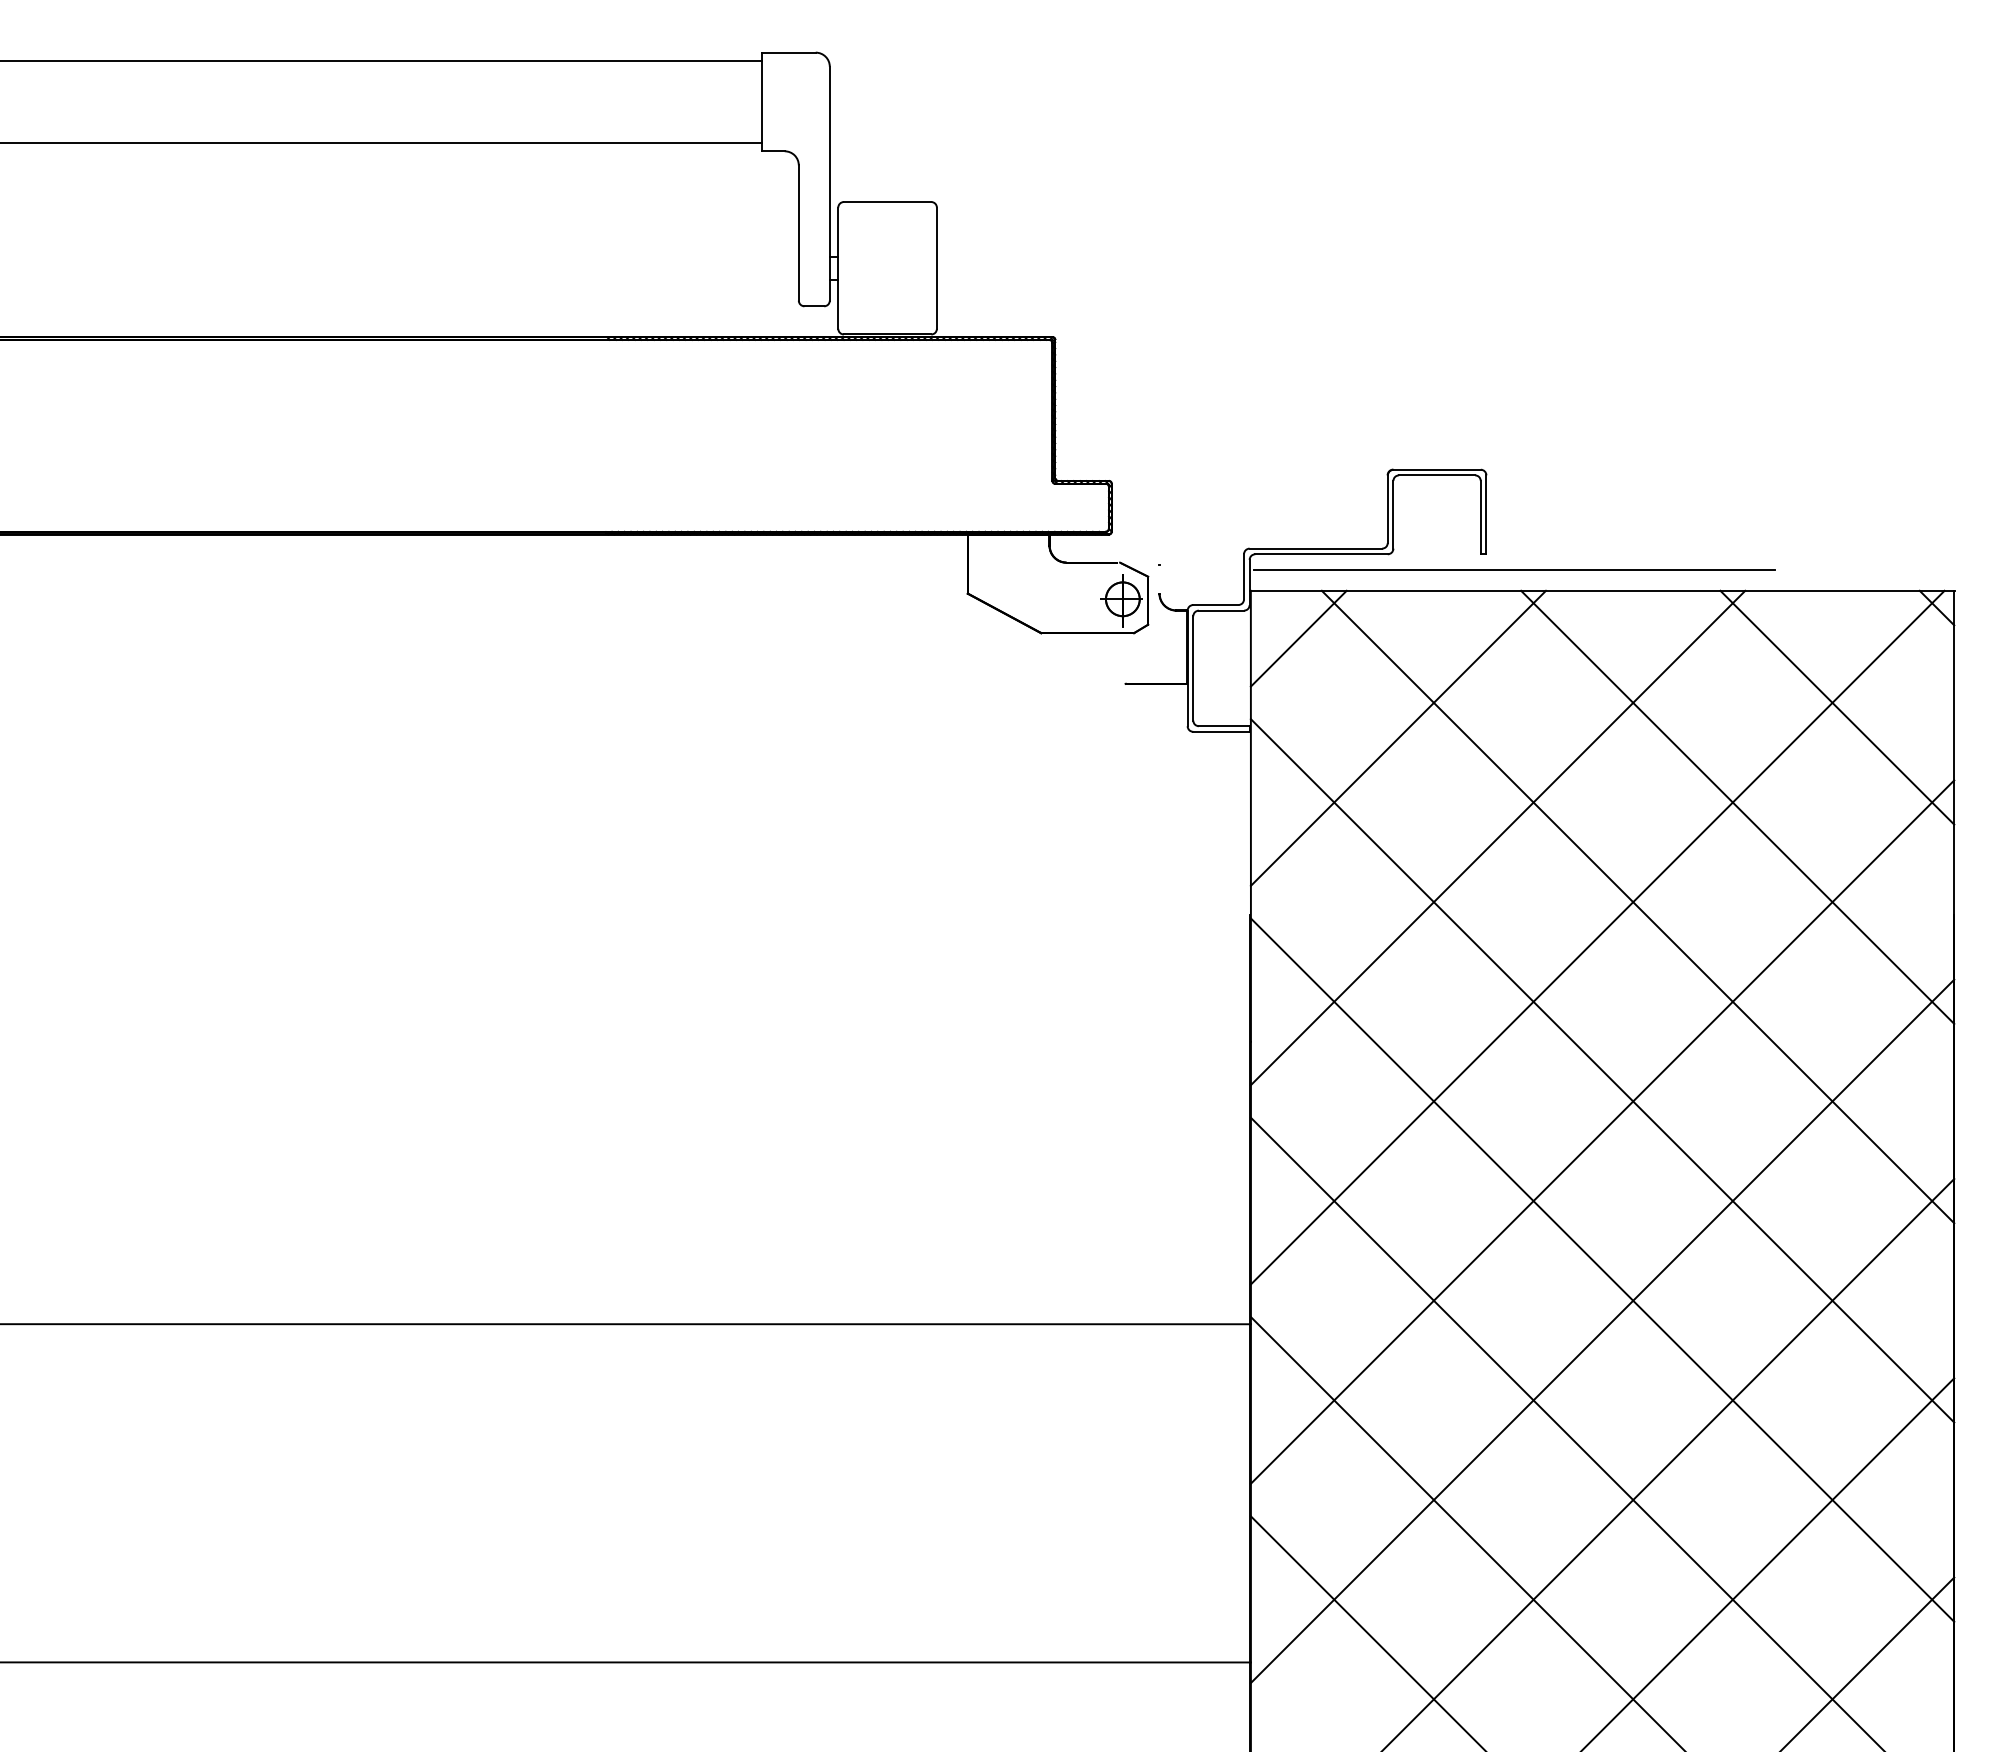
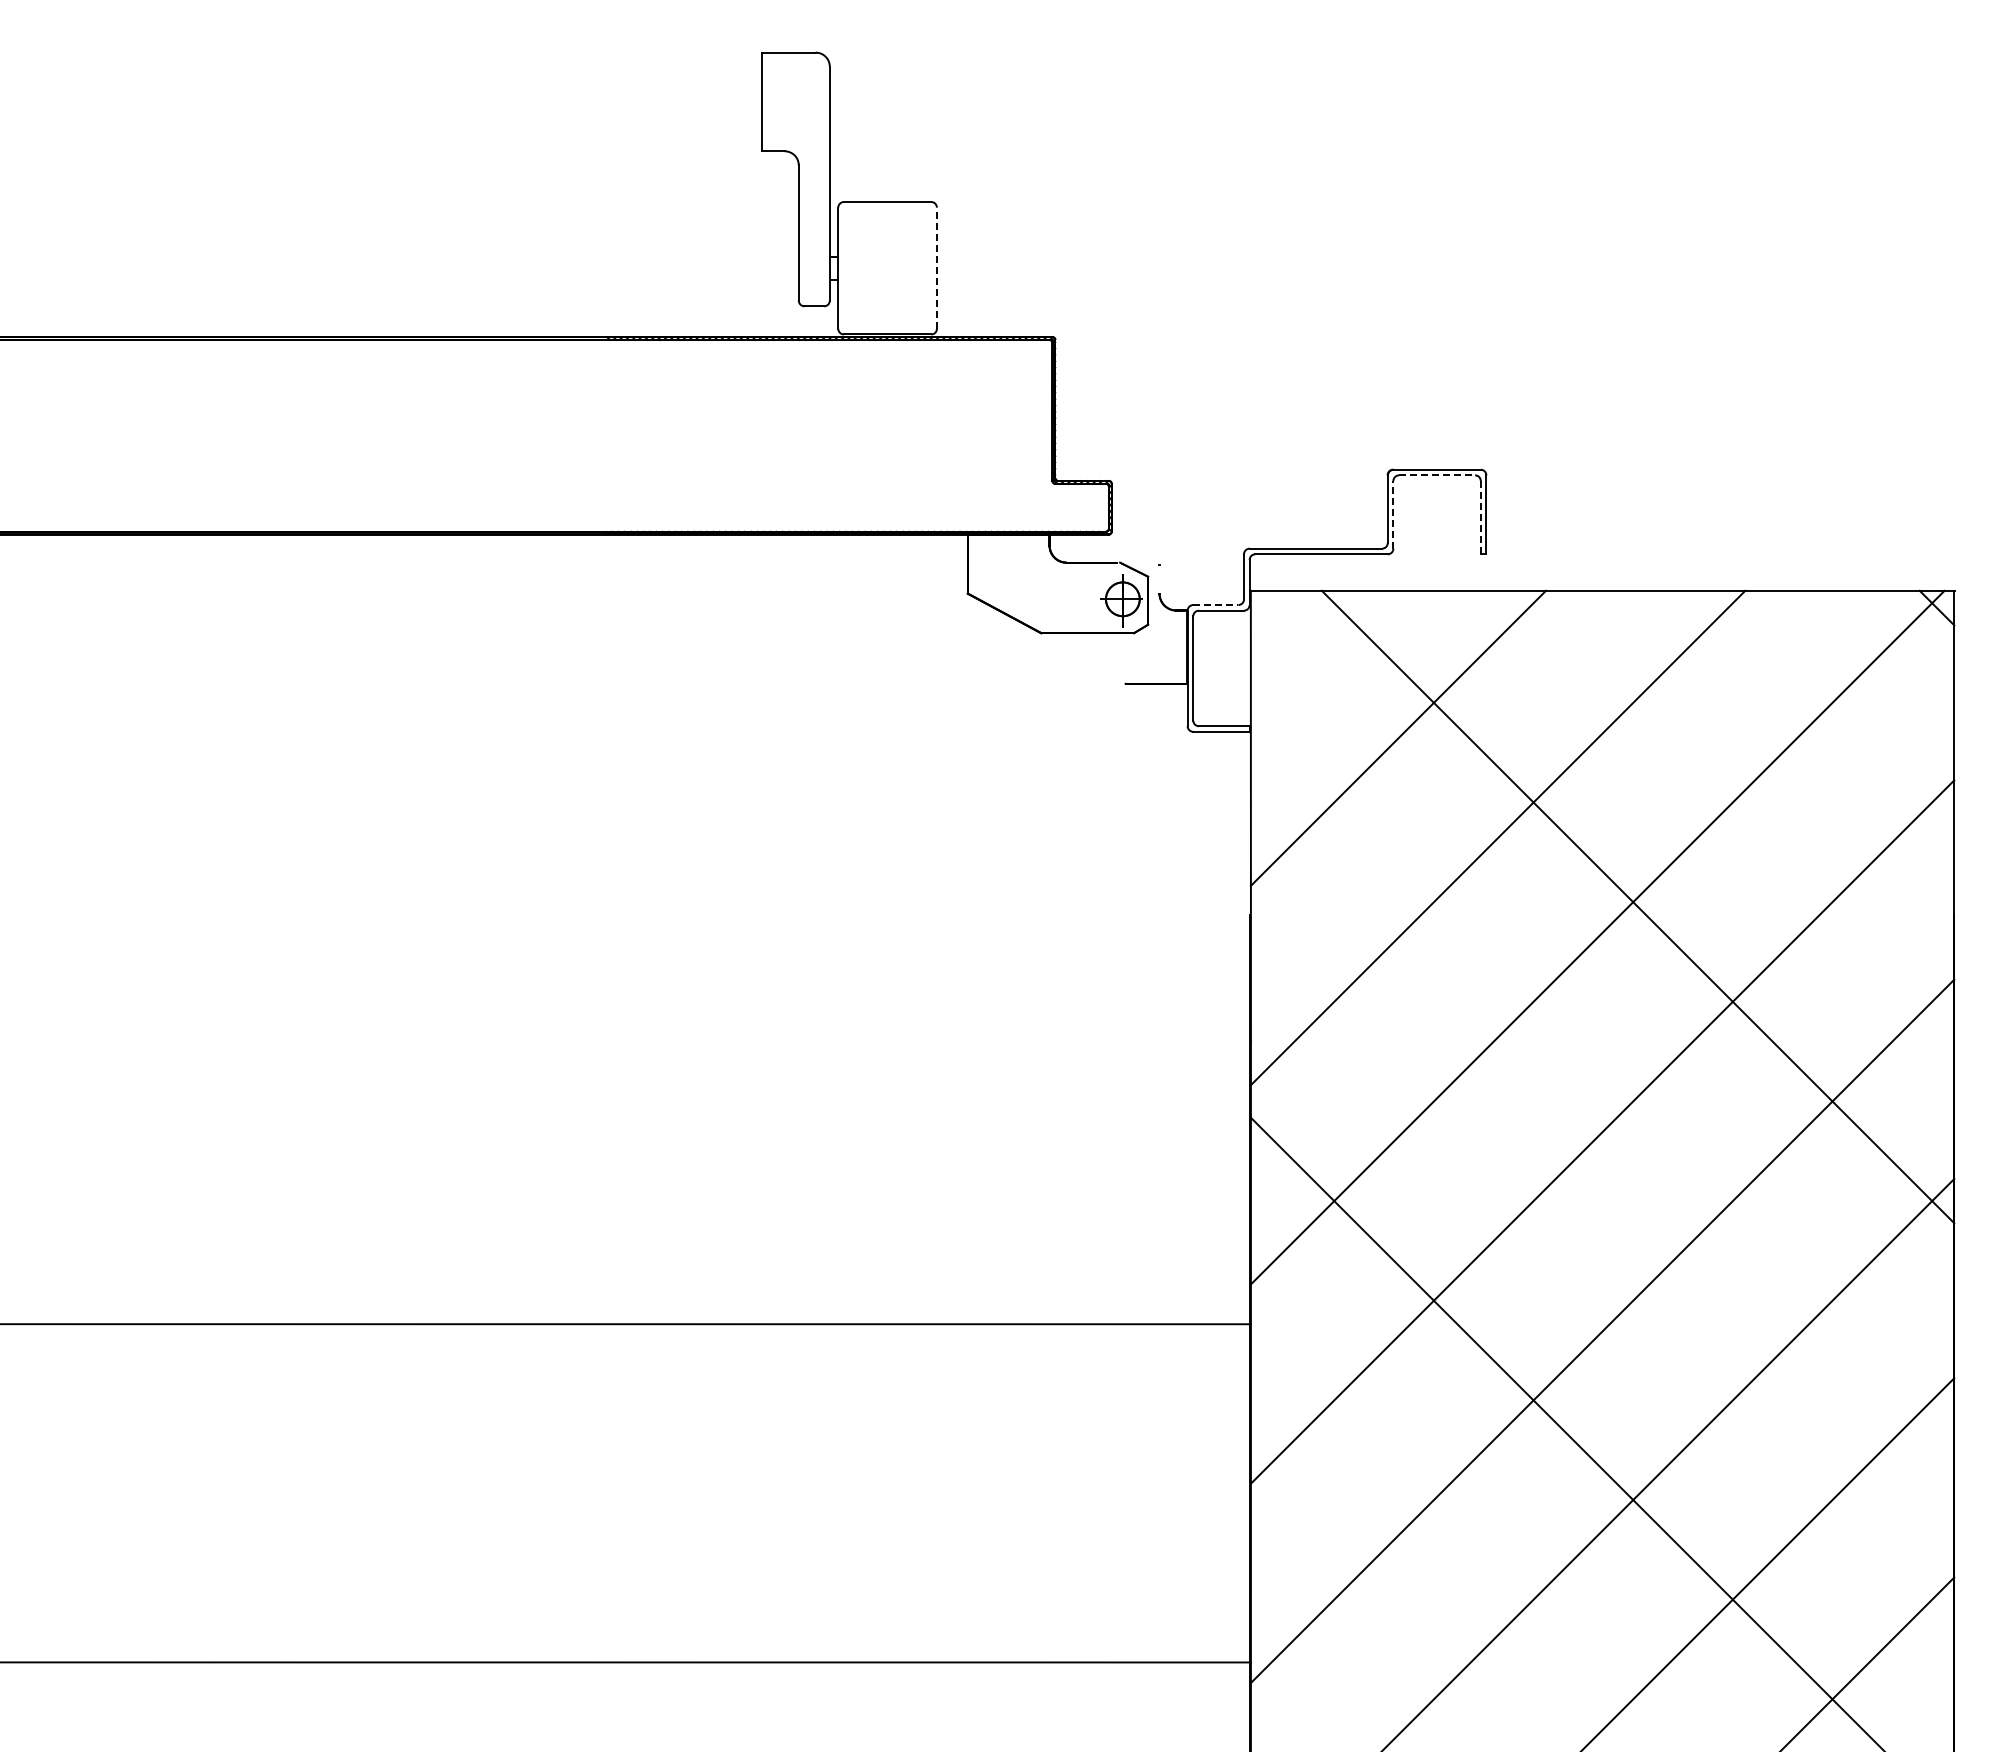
line: present -> none (382, 61)
line: present -> none (382, 142)
line: solid -> dashed (936, 268)
line: solid -> dashed (1437, 475)
line: solid -> dashed (1393, 514)
line: solid -> dashed (1480, 517)
line: present -> none (1513, 569)
line: solid -> dashed (1215, 605)
line: present -> none (1298, 638)
line: present -> none (1837, 707)
line: present -> none (1737, 806)
line: present -> none (1602, 1070)
line: present -> none (1602, 1269)
line: present -> none (1466, 1532)
line: present -> none (1366, 1632)
